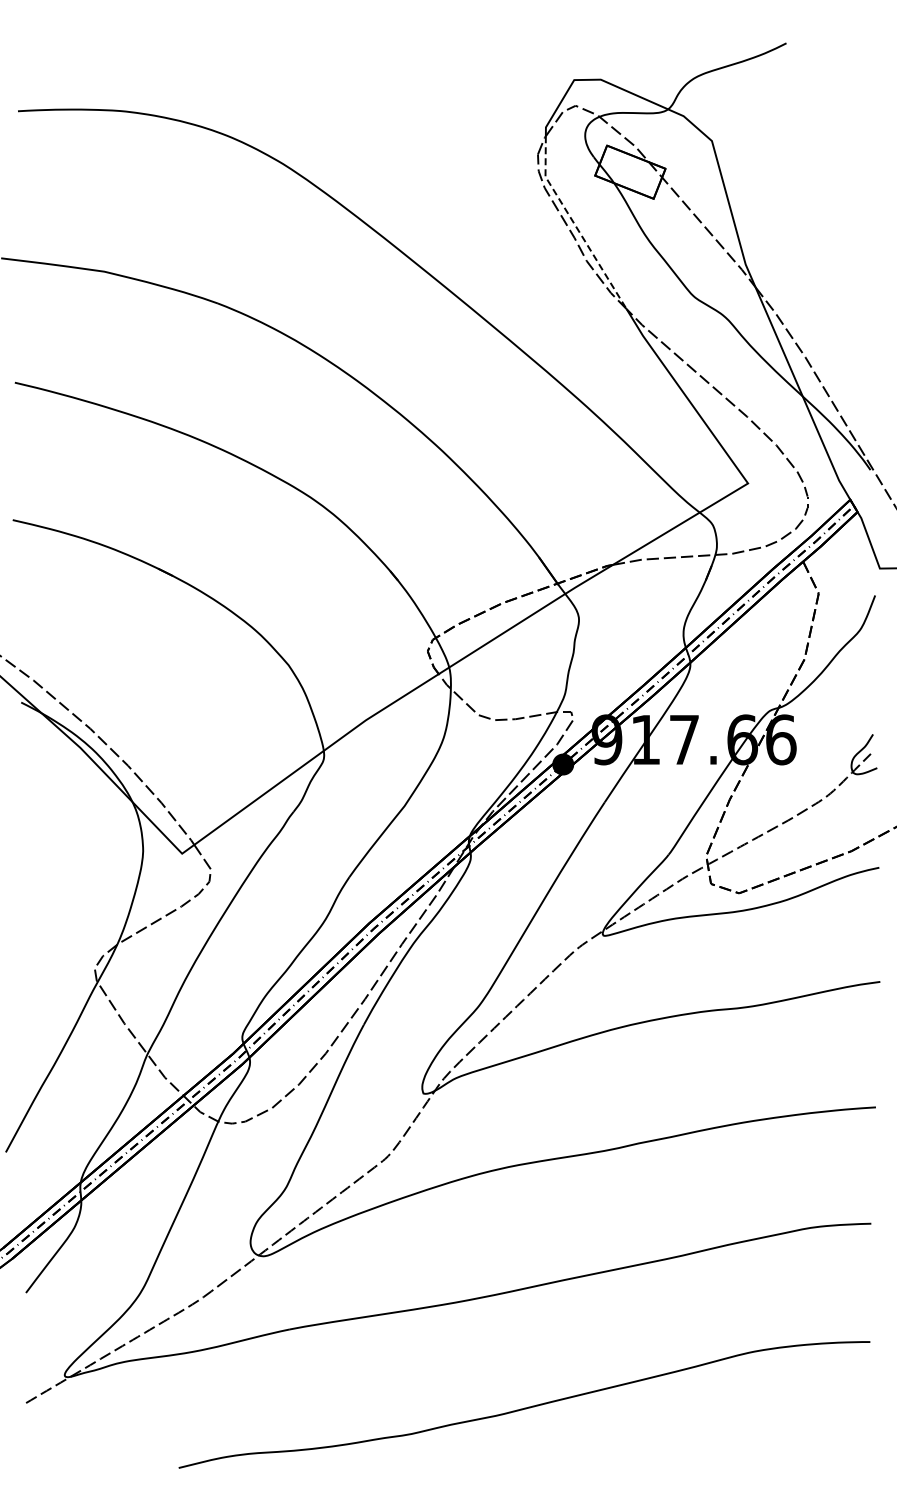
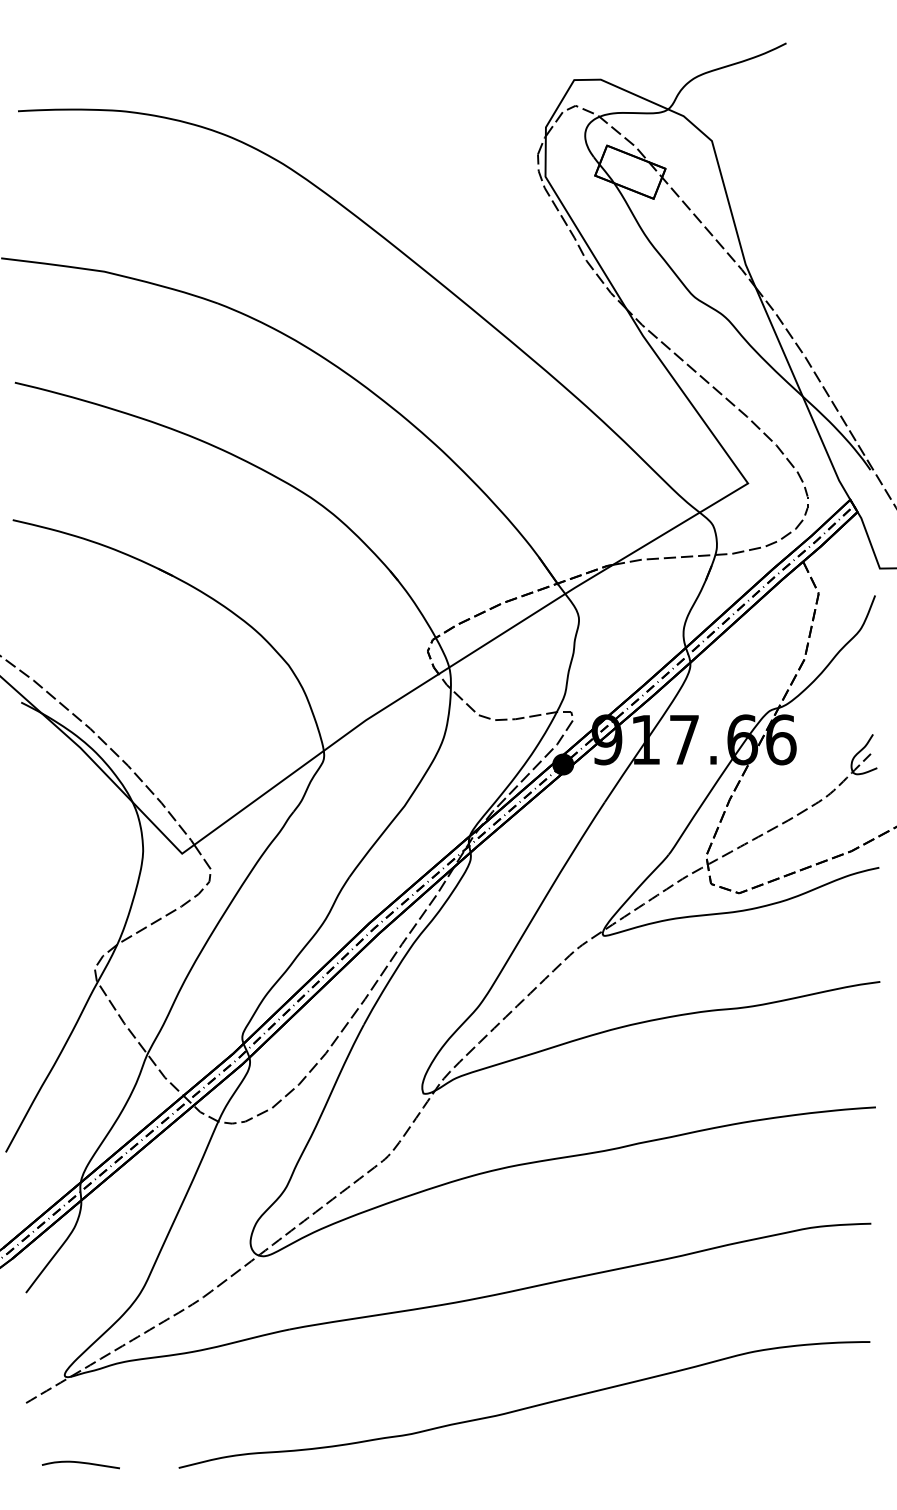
line: dashed -> solid (575, 225)
curve: none -> present (80, 1463)
